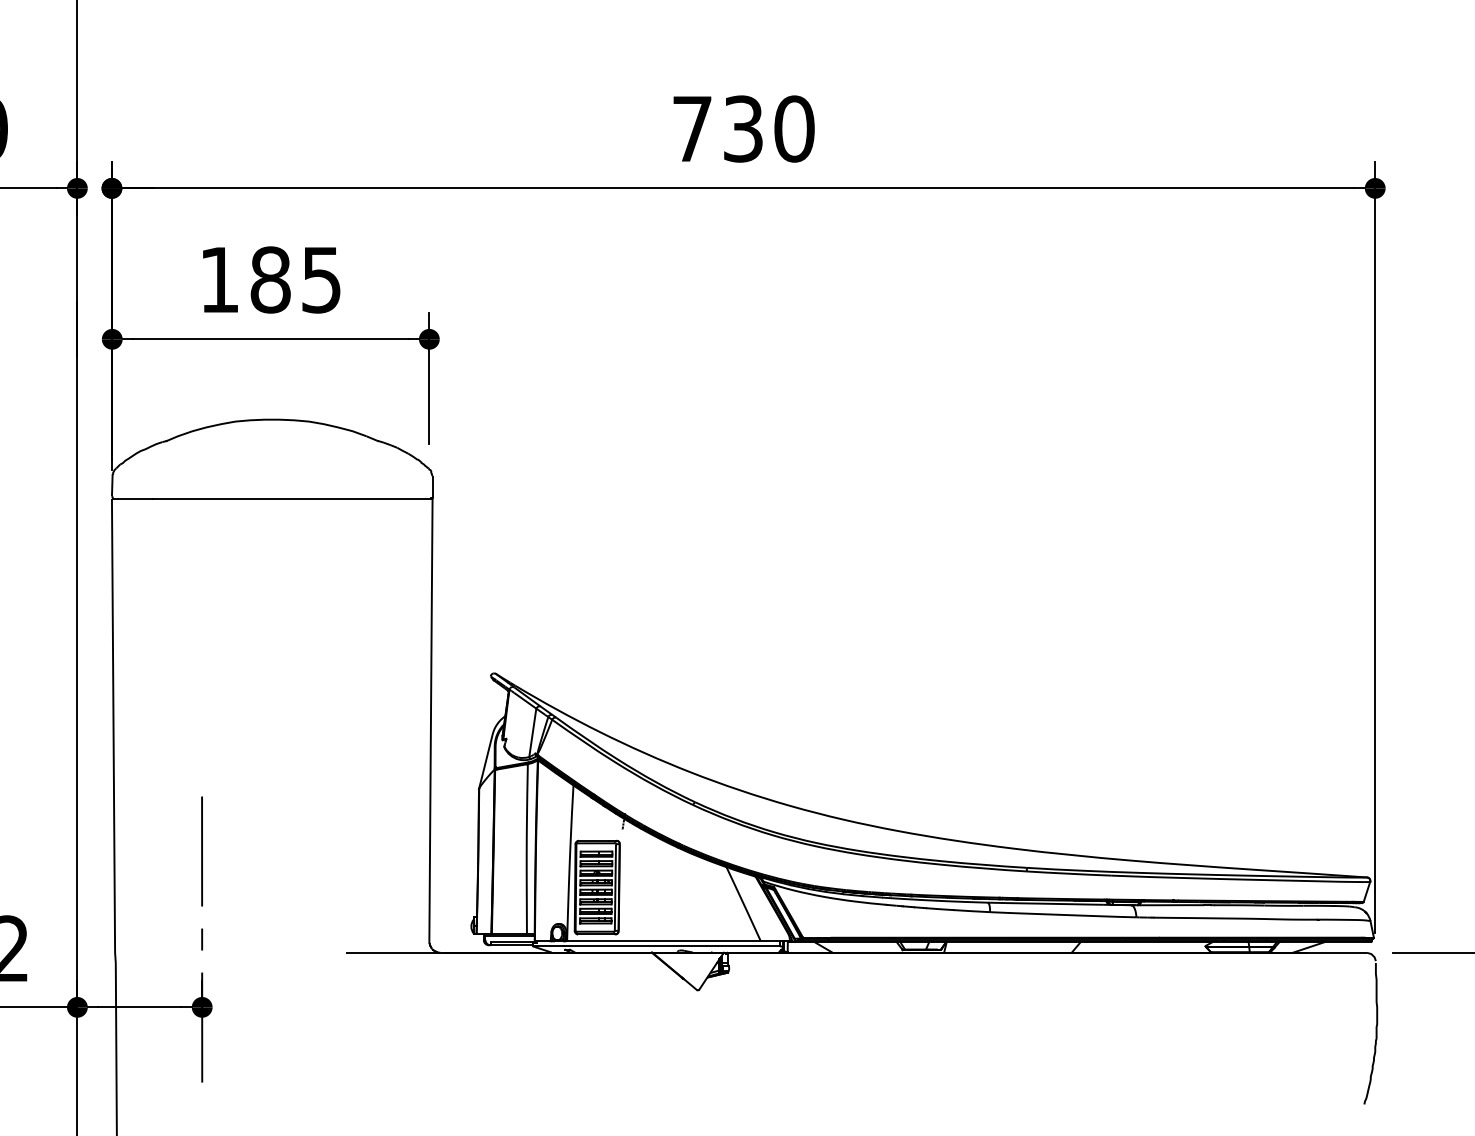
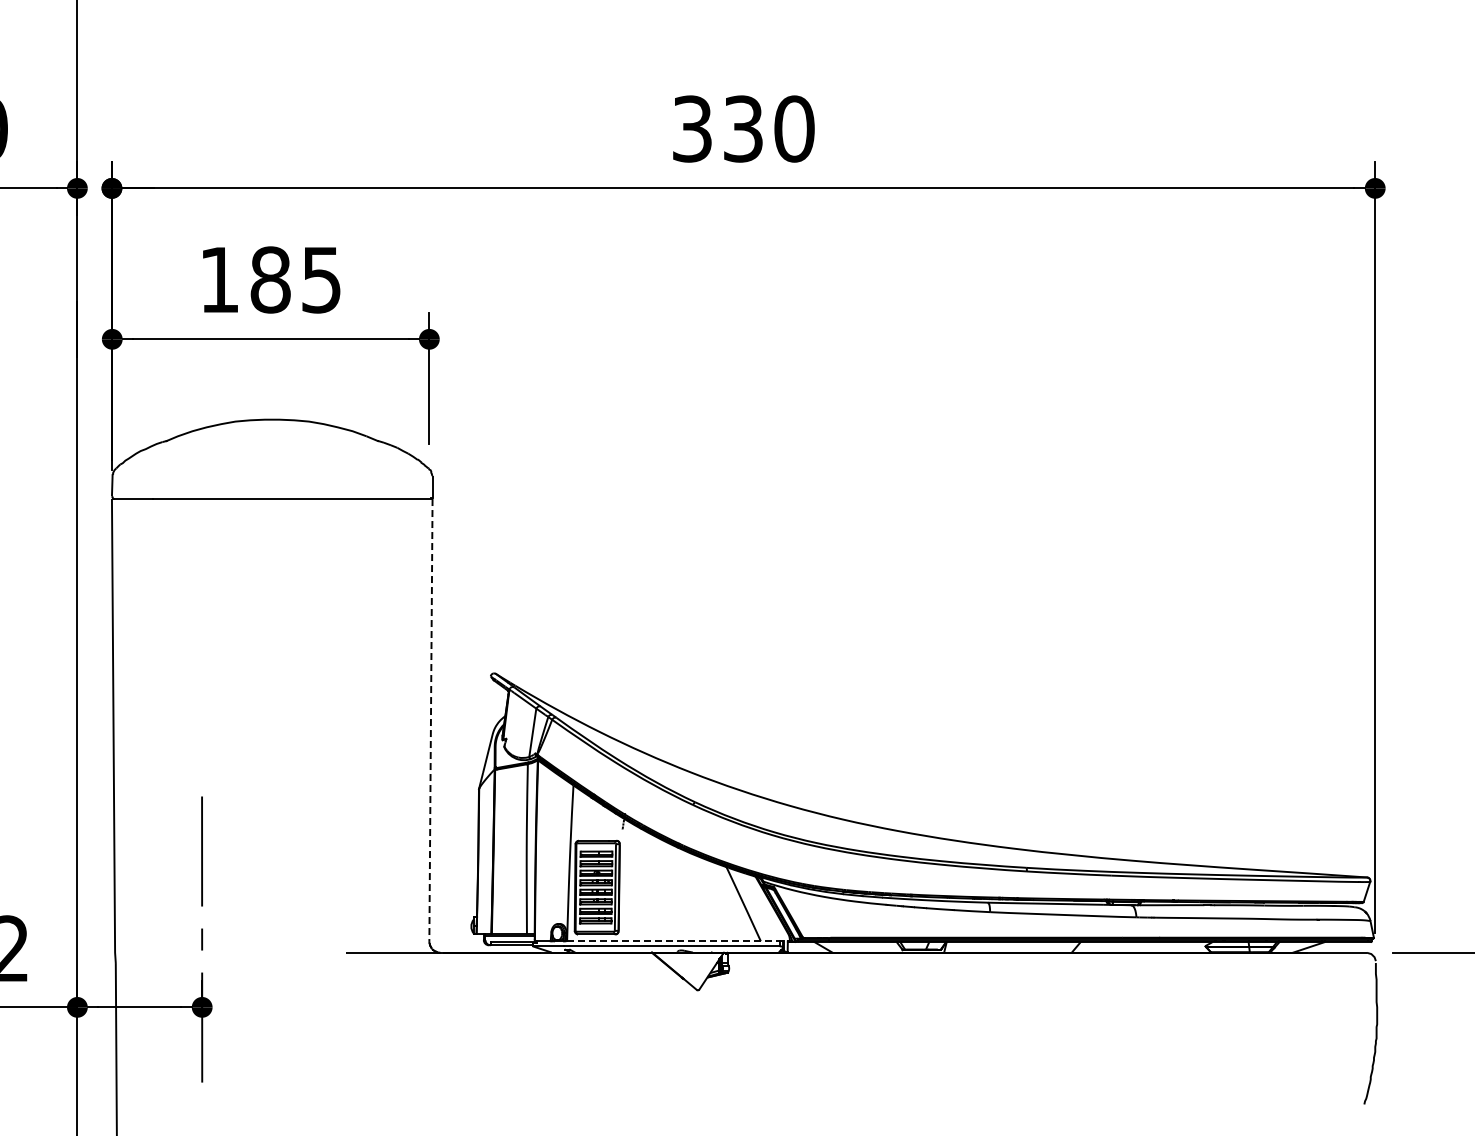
text: 730 -> 330 (692, 128)
line: solid -> dashed (430, 720)
line: solid -> dashed (679, 941)
